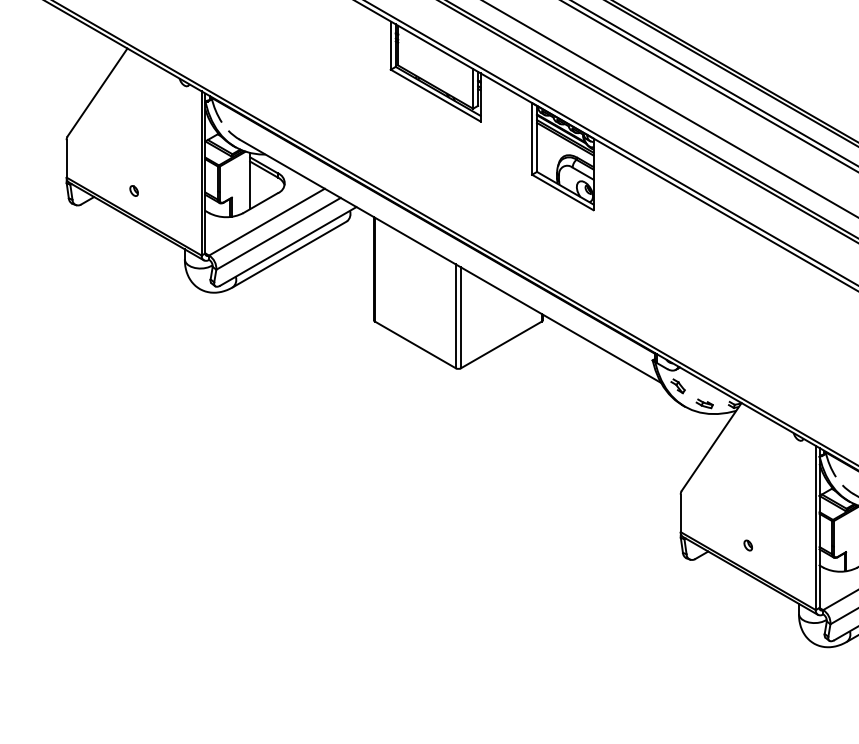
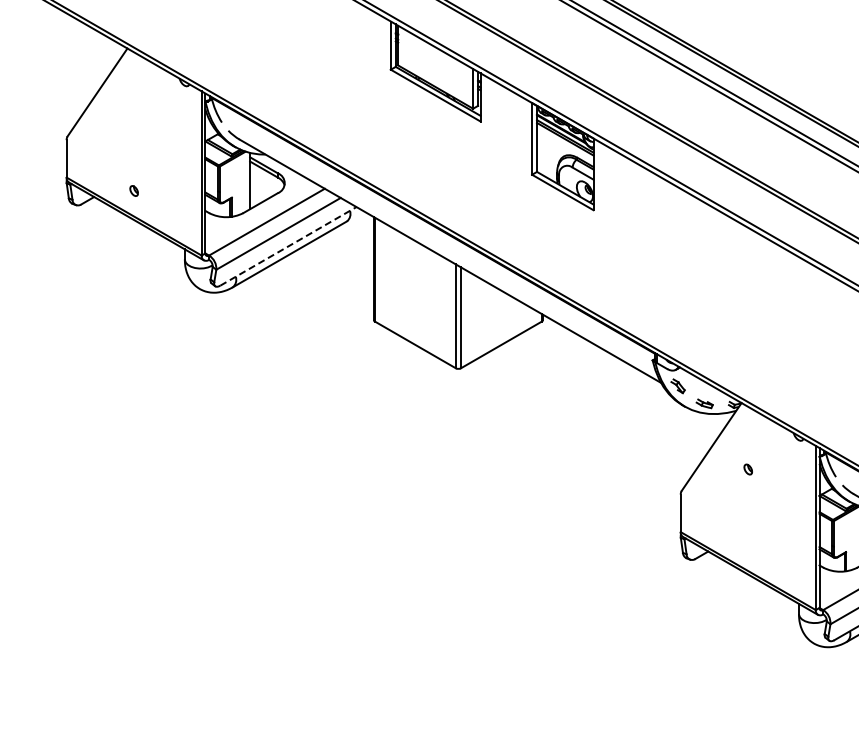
line: present -> none (670, 109)
line: solid -> dashed (288, 246)
part position: (747, 545) -> (747, 469) (747, 469)
